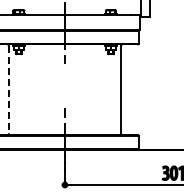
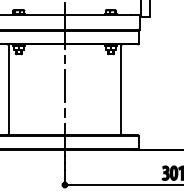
line: none -> present (64, 86)
line: dashed -> solid (9, 89)
